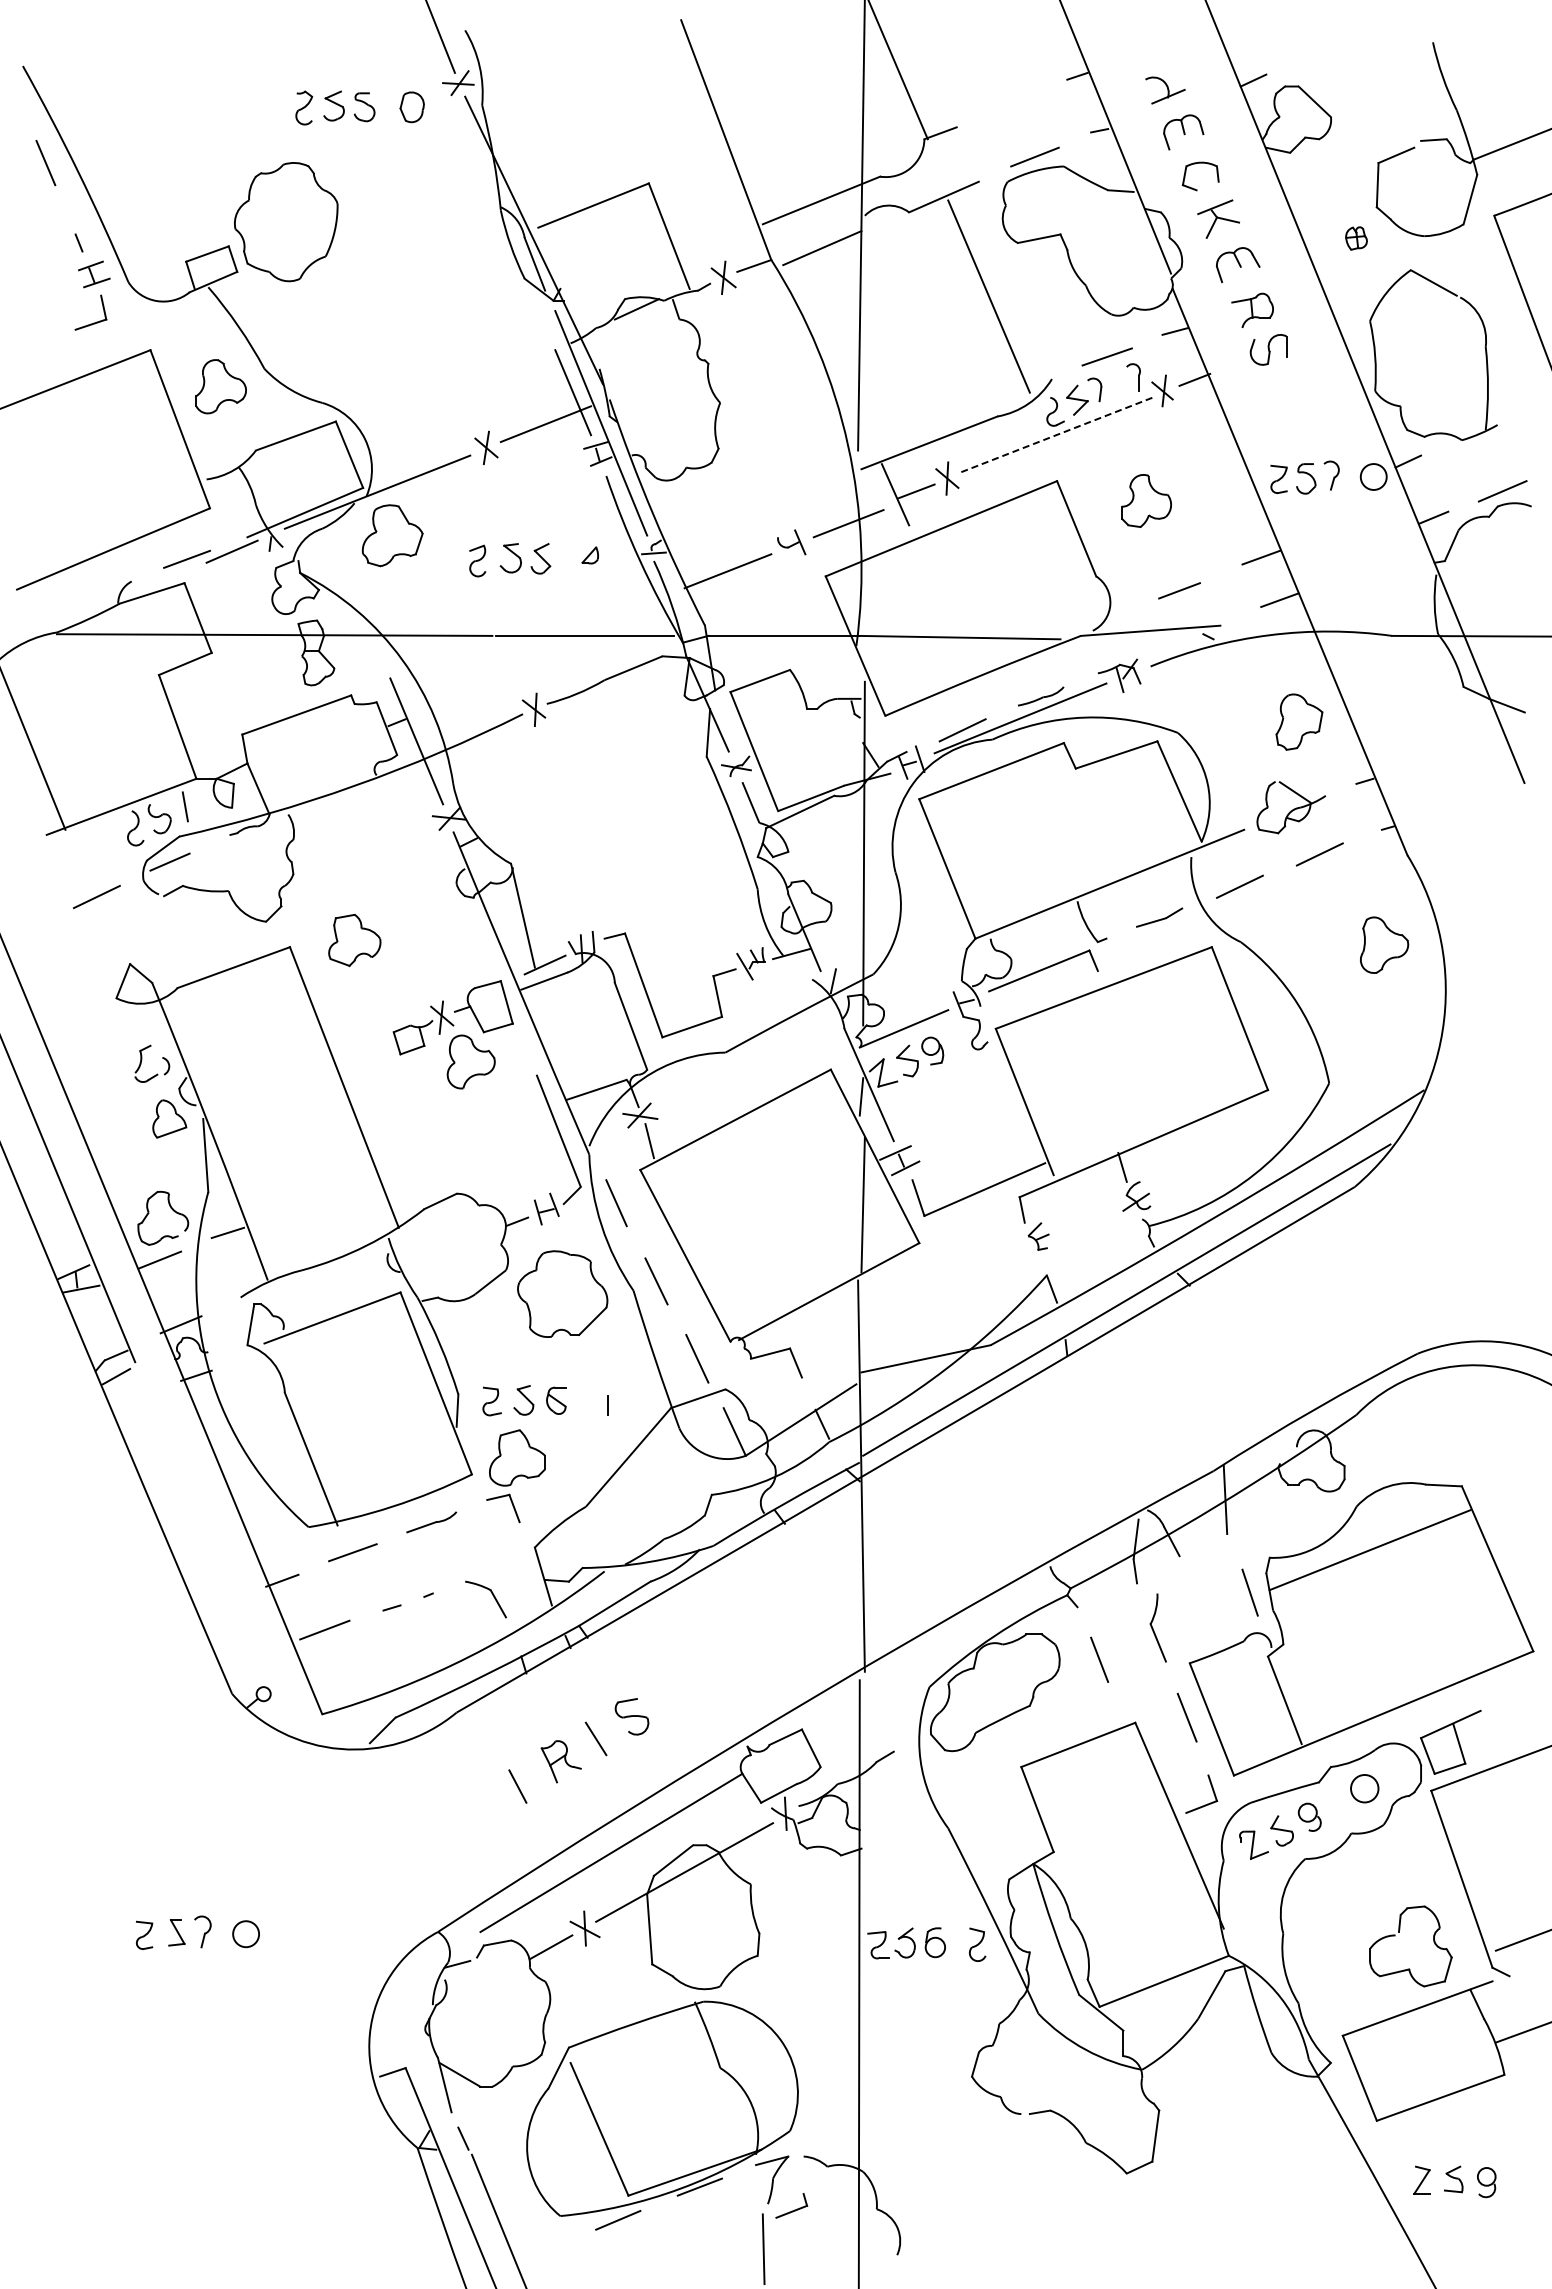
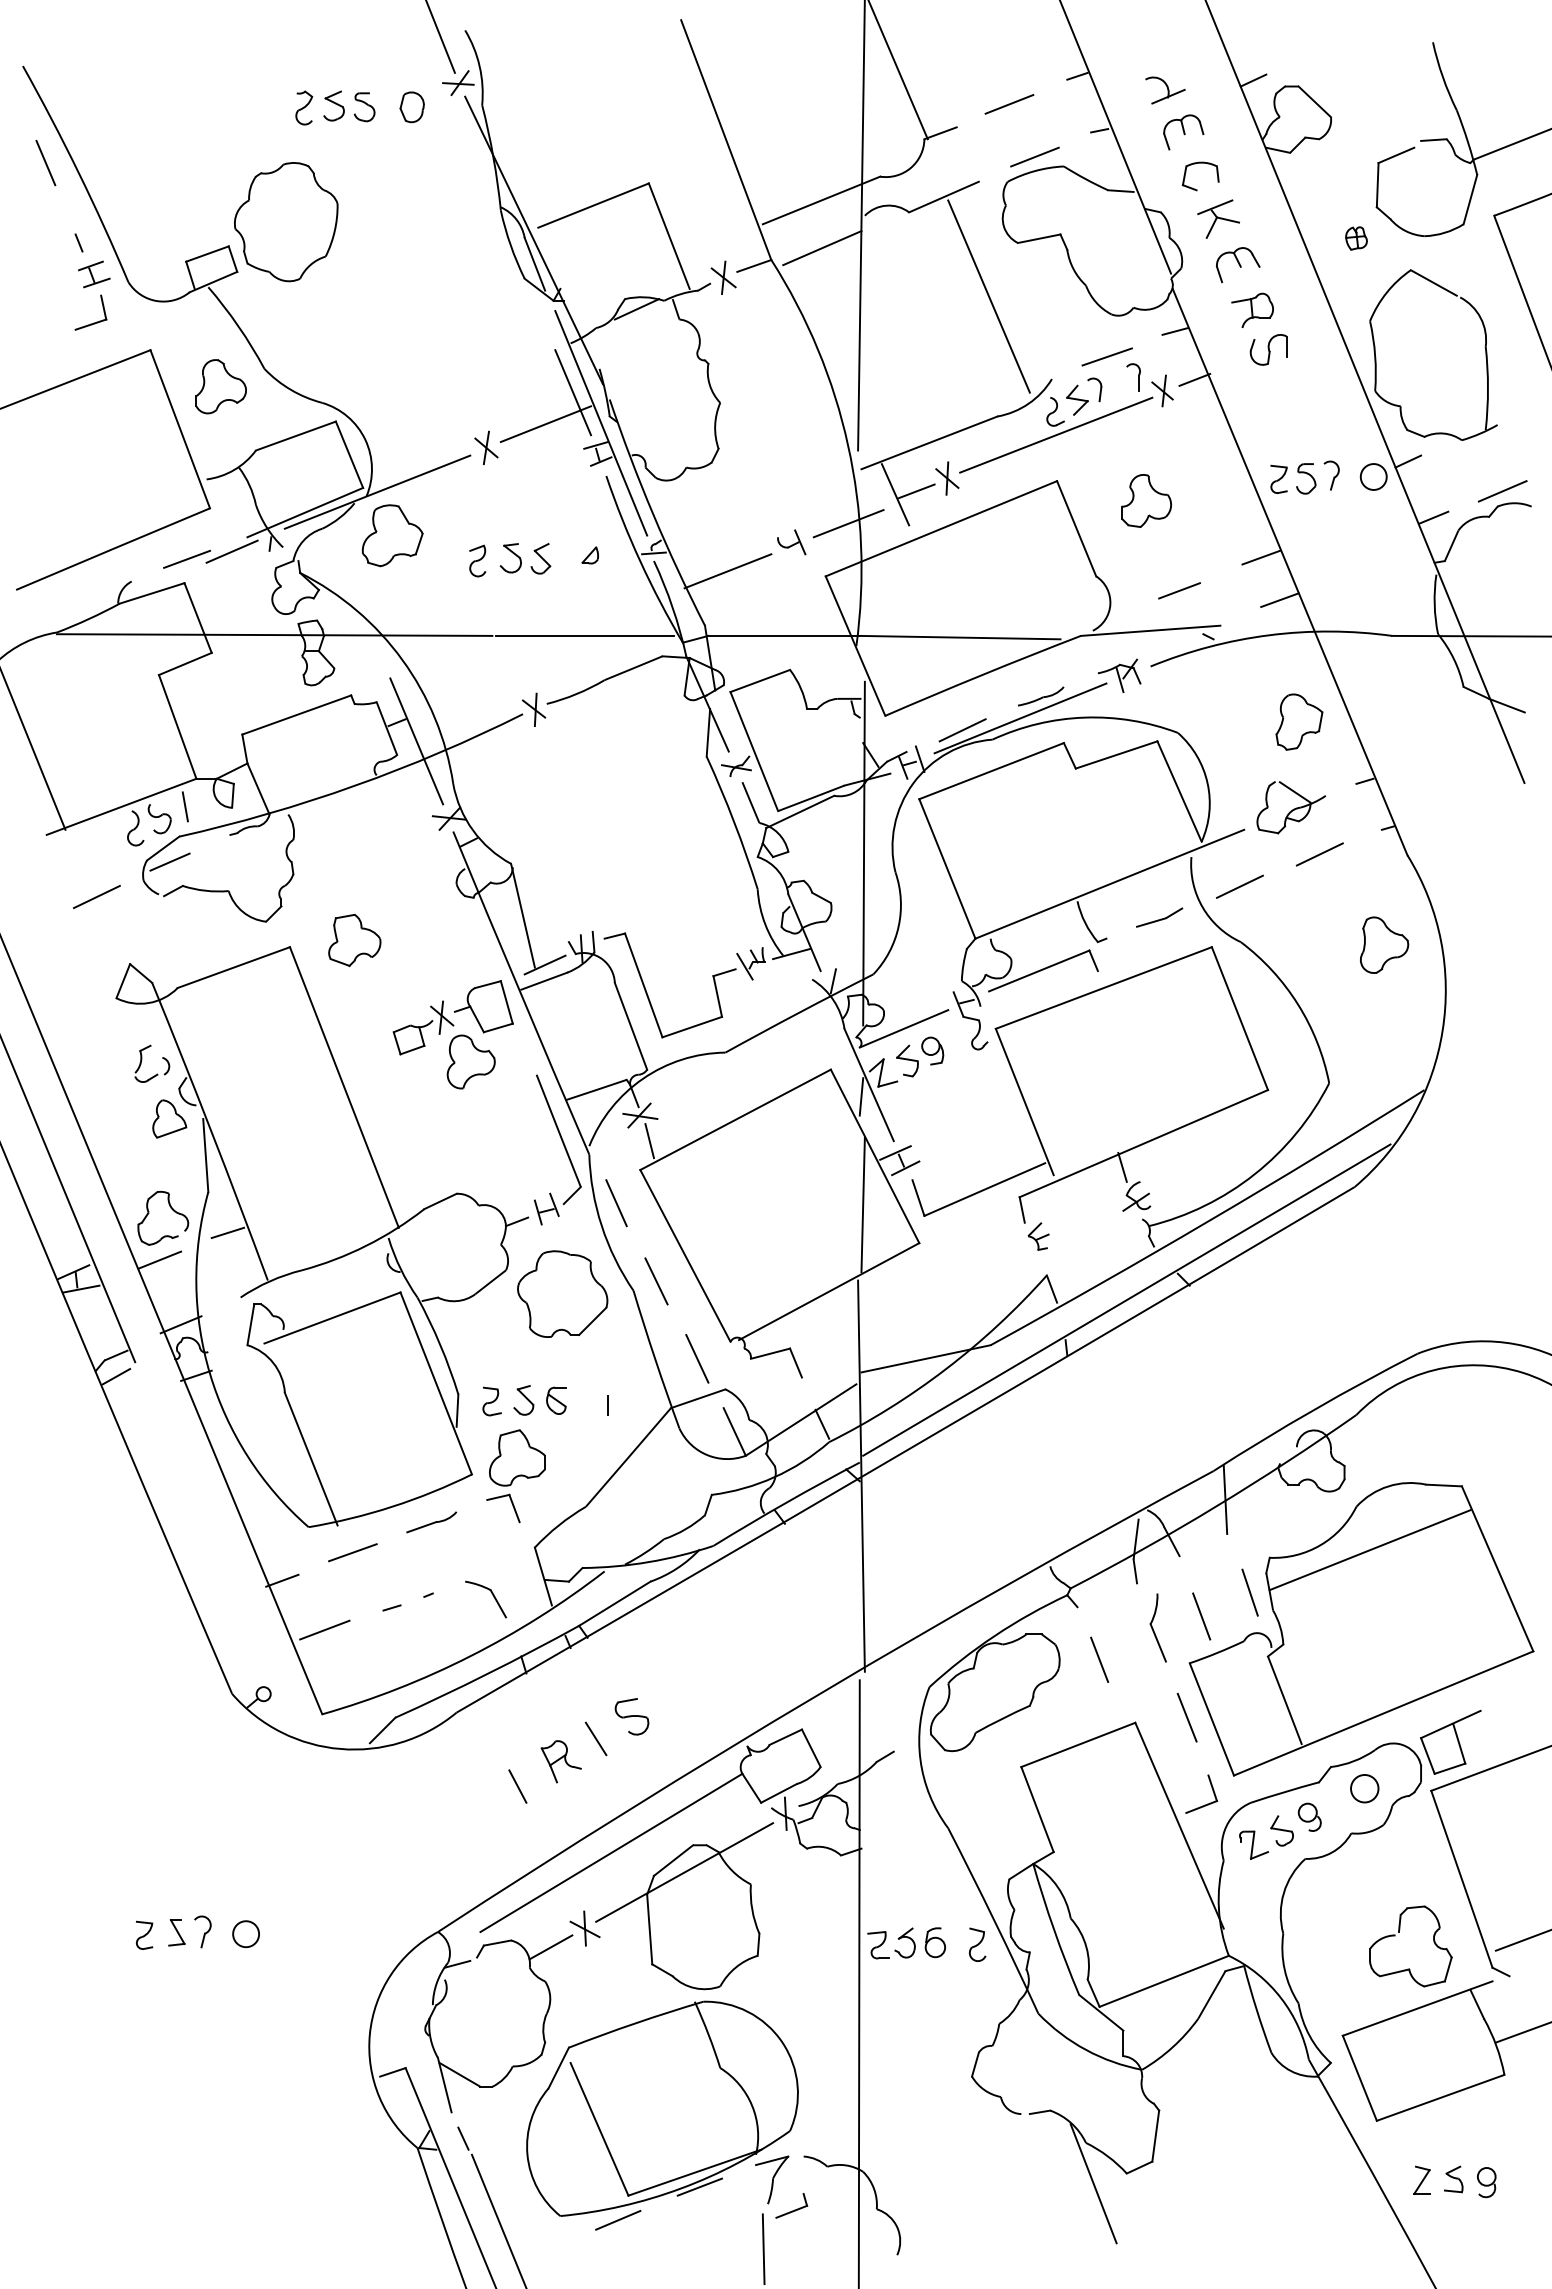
line: none -> present (1009, 104)
line: dashed -> solid (1055, 435)
line: none -> present (1201, 1616)
line: none -> present (1093, 2183)
